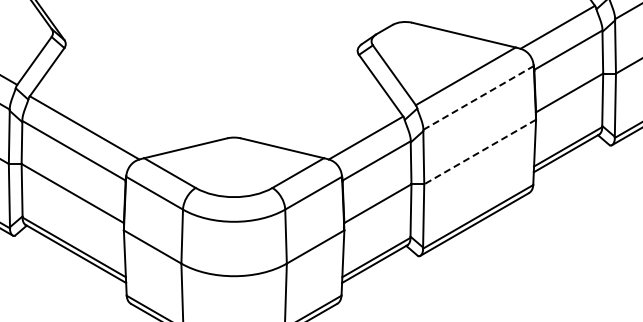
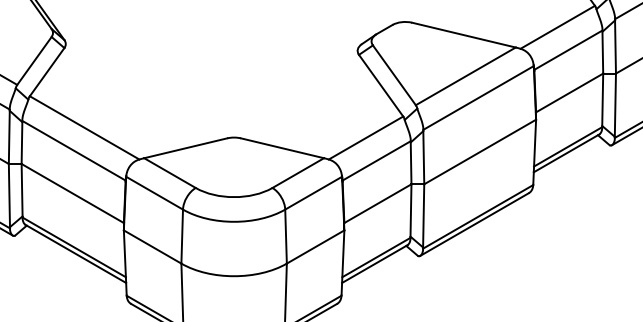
line: dashed -> solid (478, 97)
line: dashed -> solid (480, 152)
